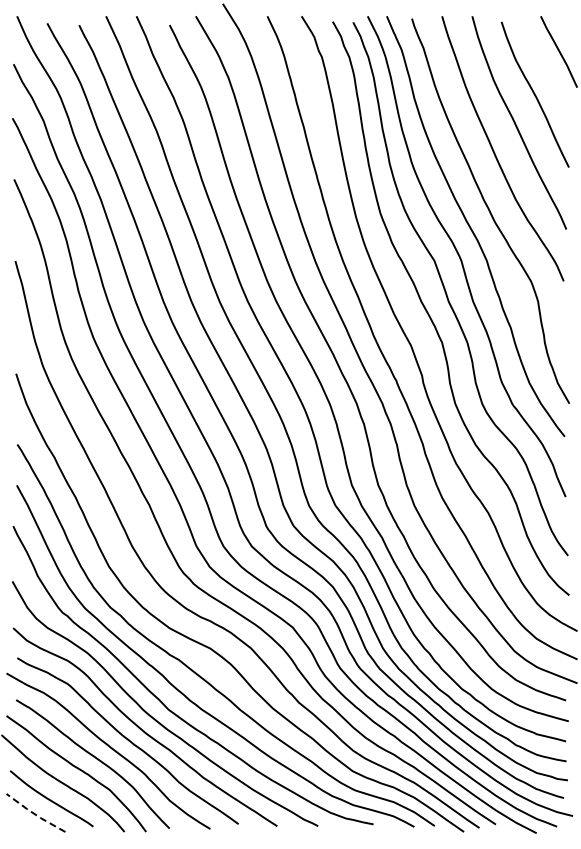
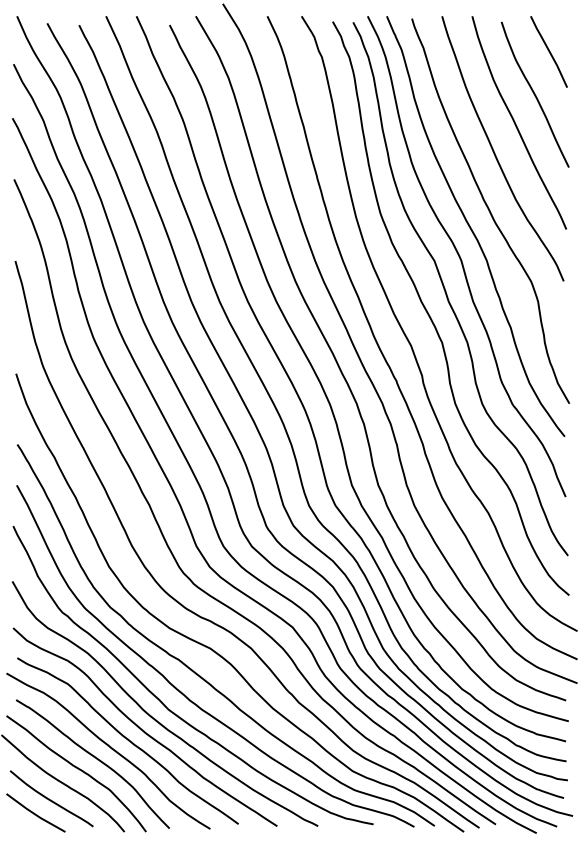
line position: (558, 51) -> (548, 51) (548, 51)
line: dashed -> solid (35, 814)
